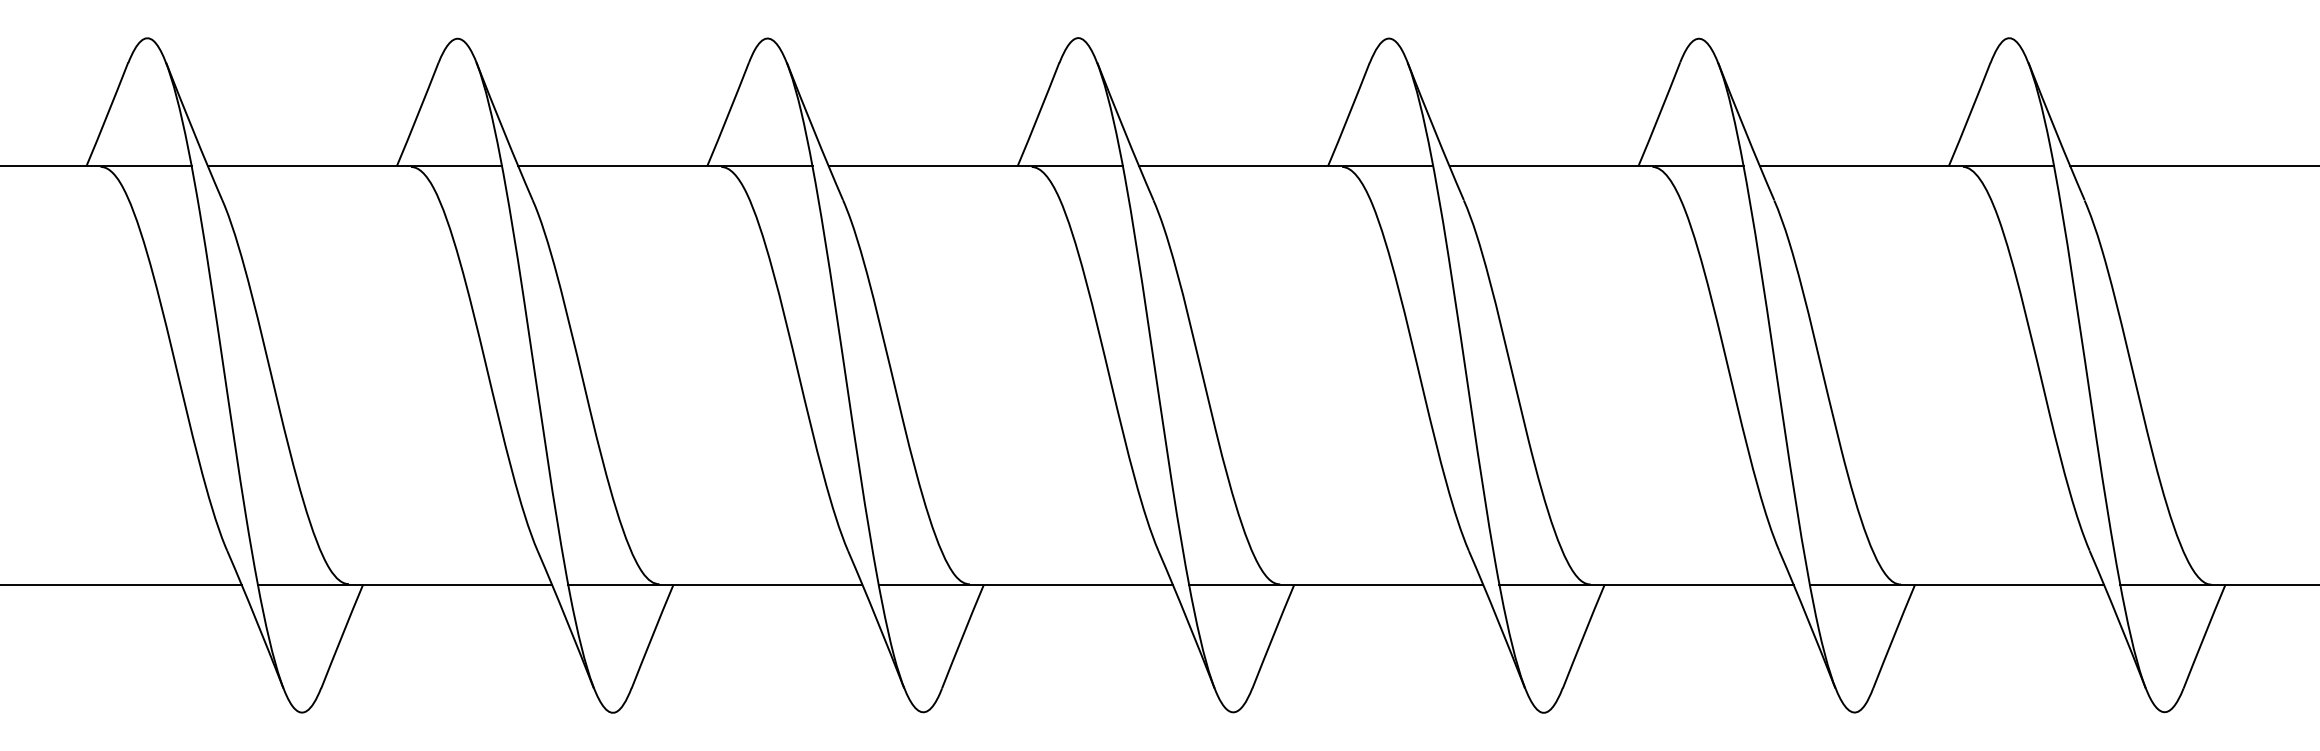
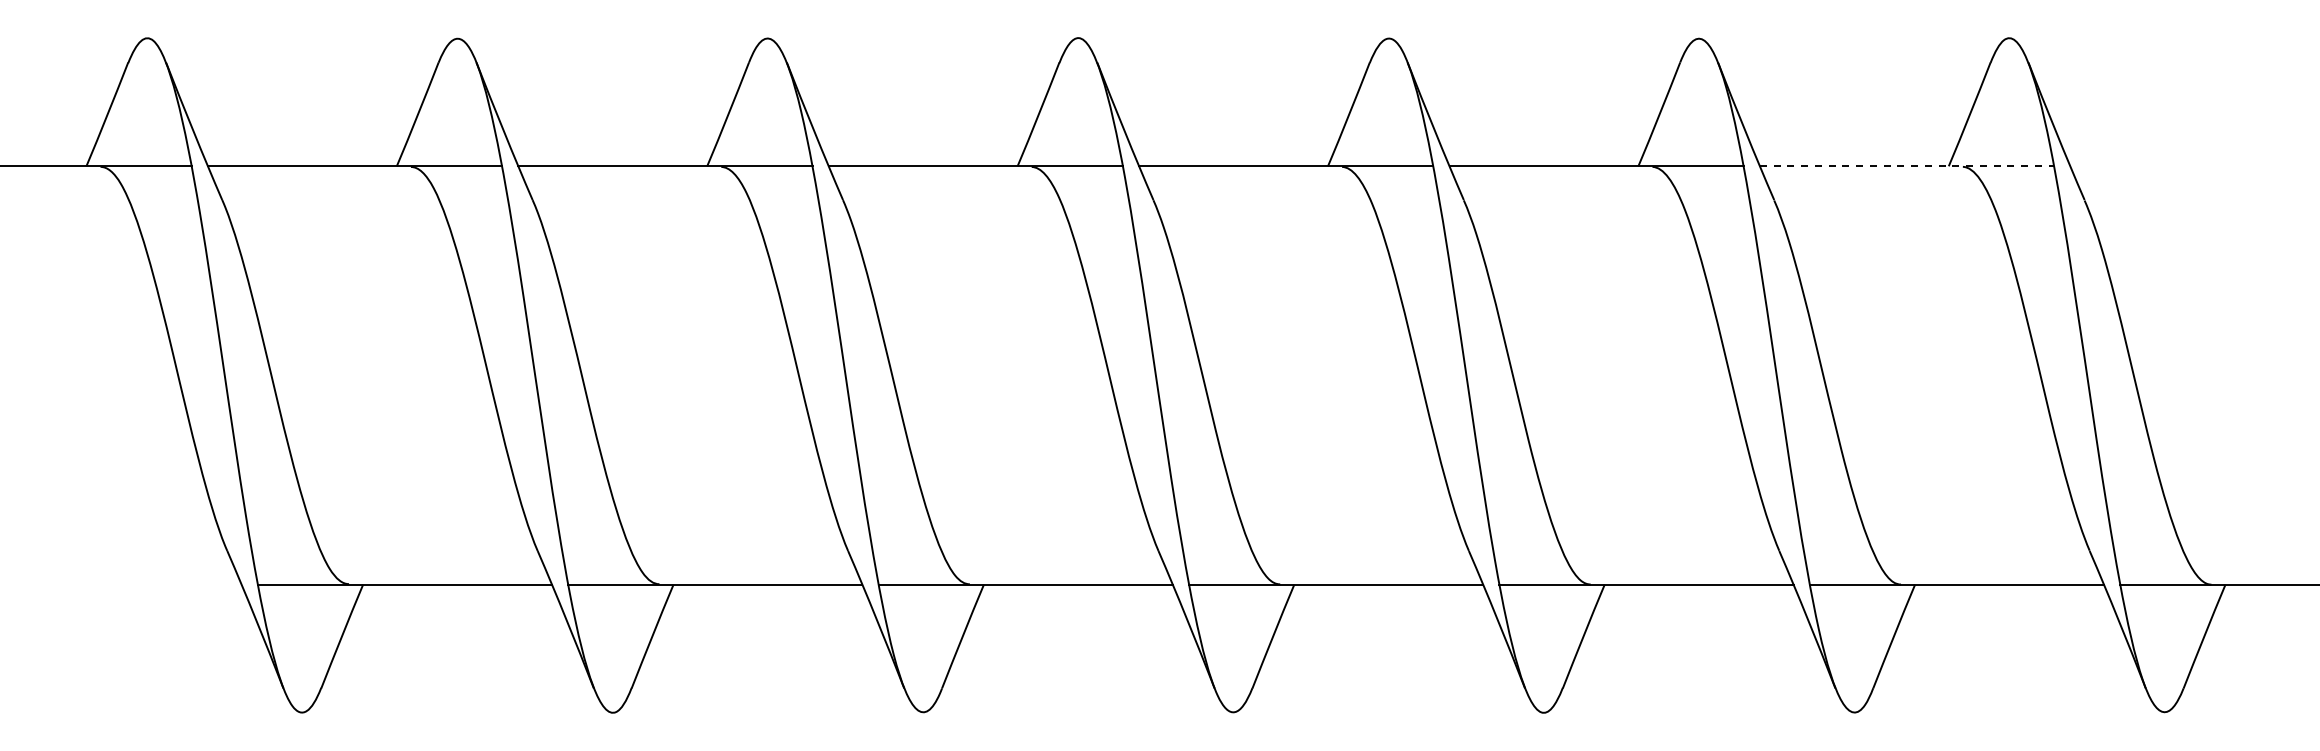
line: solid -> dashed (1907, 166)
line: present -> none (2193, 166)
line: present -> none (121, 584)
